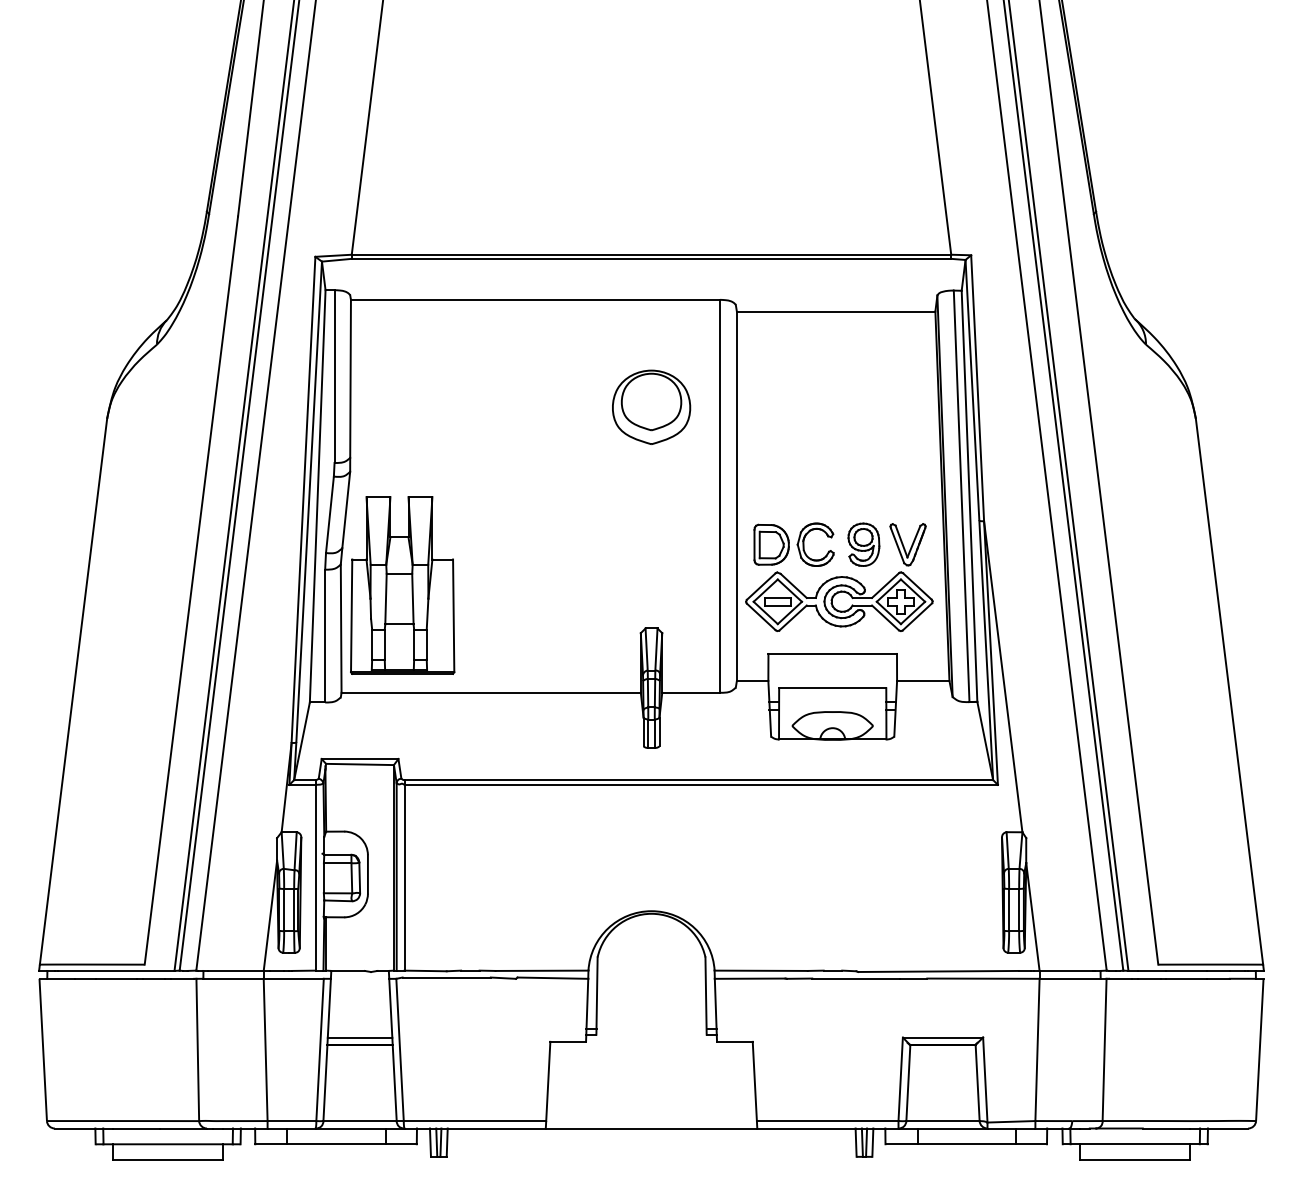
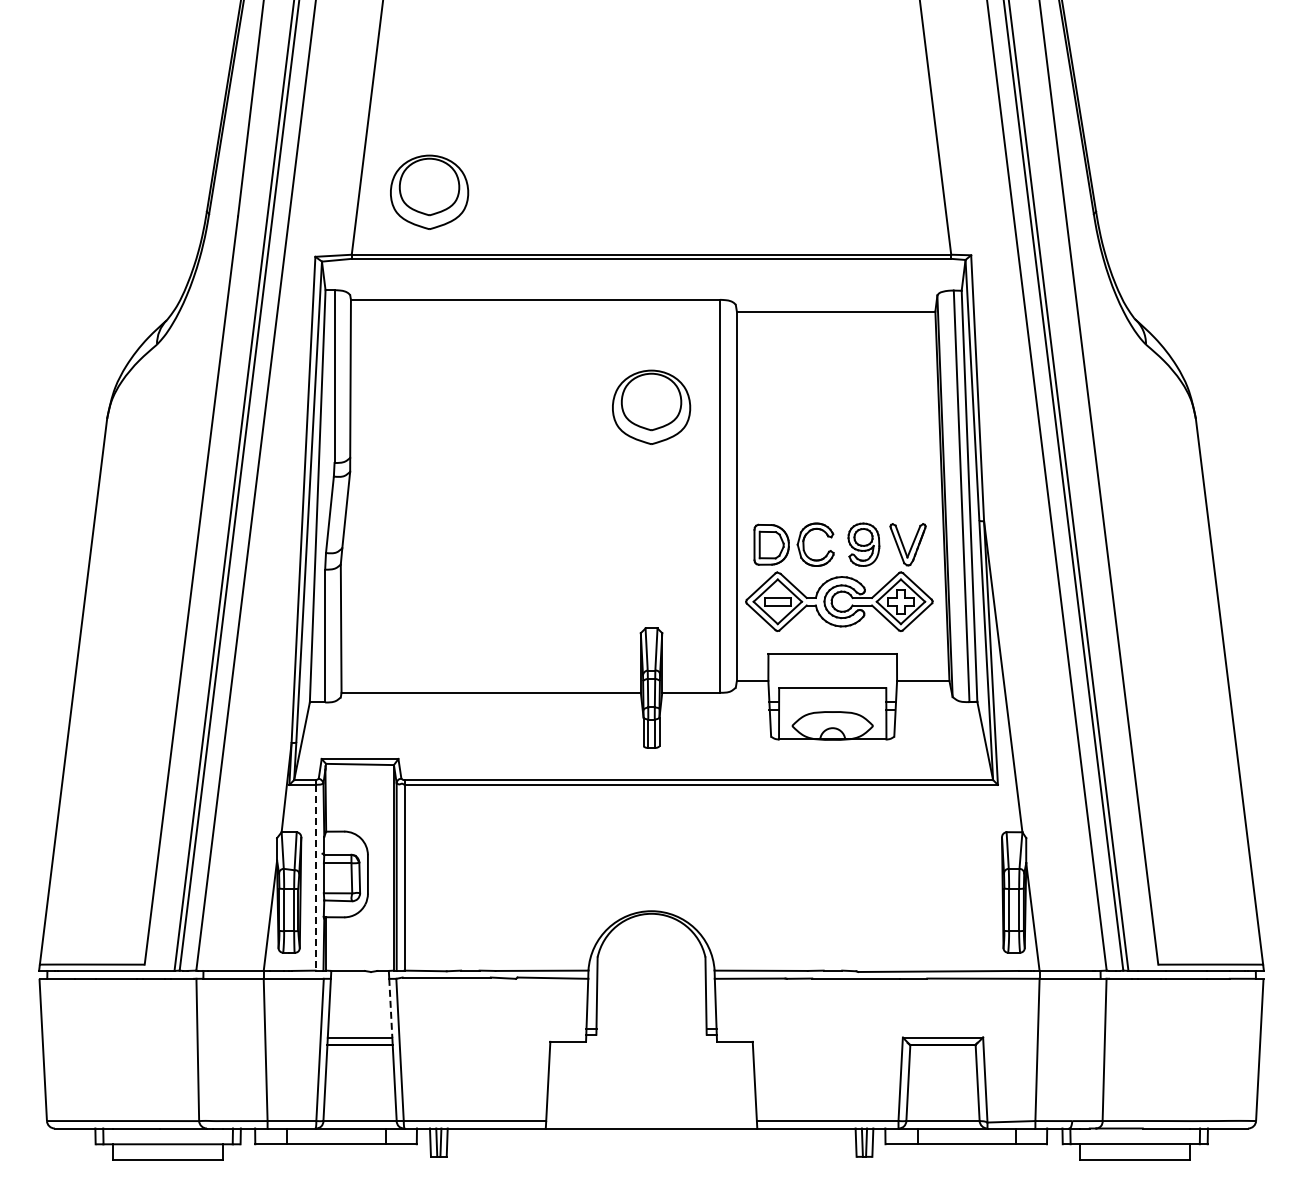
part: none -> present (429, 191)
part: present -> none (402, 585)
line: solid -> dashed (315, 877)
line: solid -> dashed (390, 1008)
